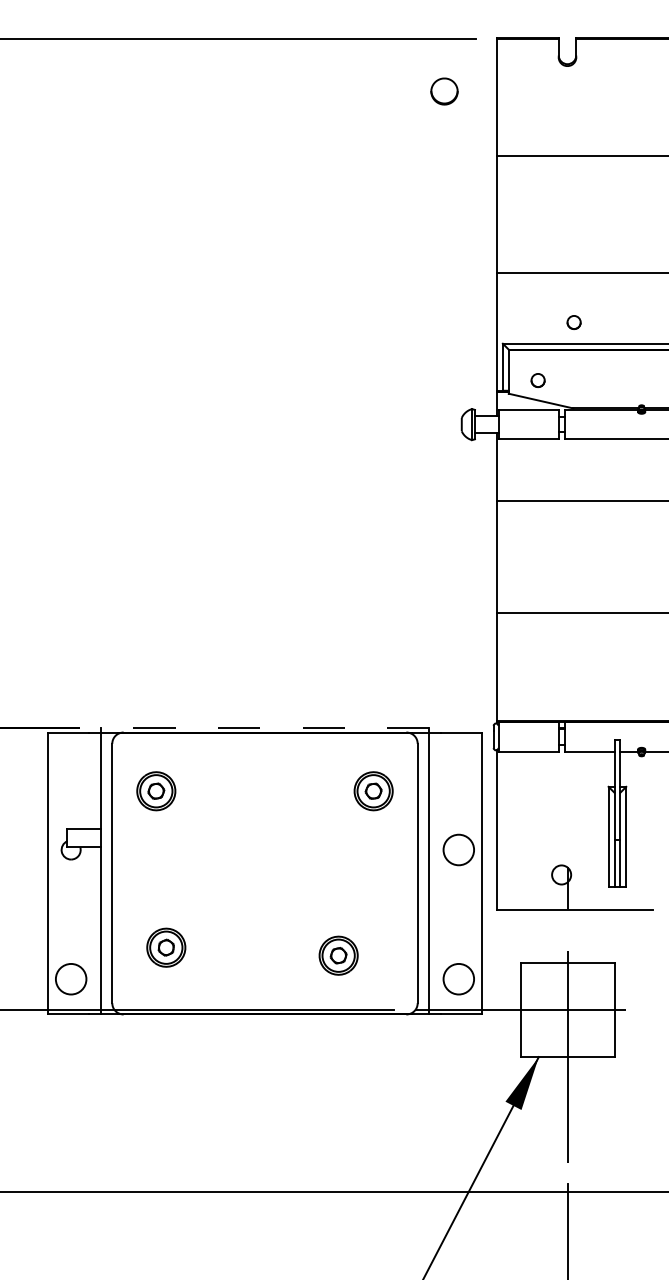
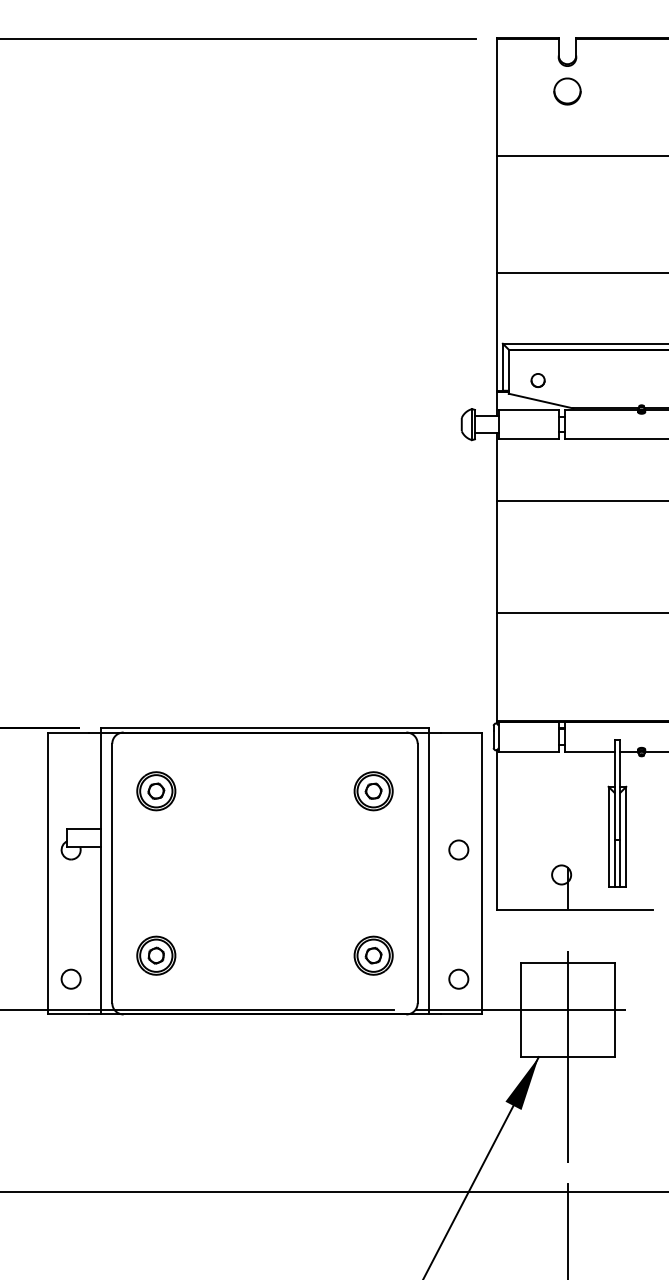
part position: (444, 91) -> (567, 91) (567, 91)
circle: present -> none (573, 322)
line: dashed -> solid (264, 728)
circle diameter: 31 px -> 19 px (458, 849)
part position: (166, 947) -> (156, 955) (156, 955)
part position: (338, 955) -> (373, 955) (373, 955)
circle diameter: 31 px -> 19 px (70, 978)
circle diameter: 31 px -> 19 px (458, 978)
